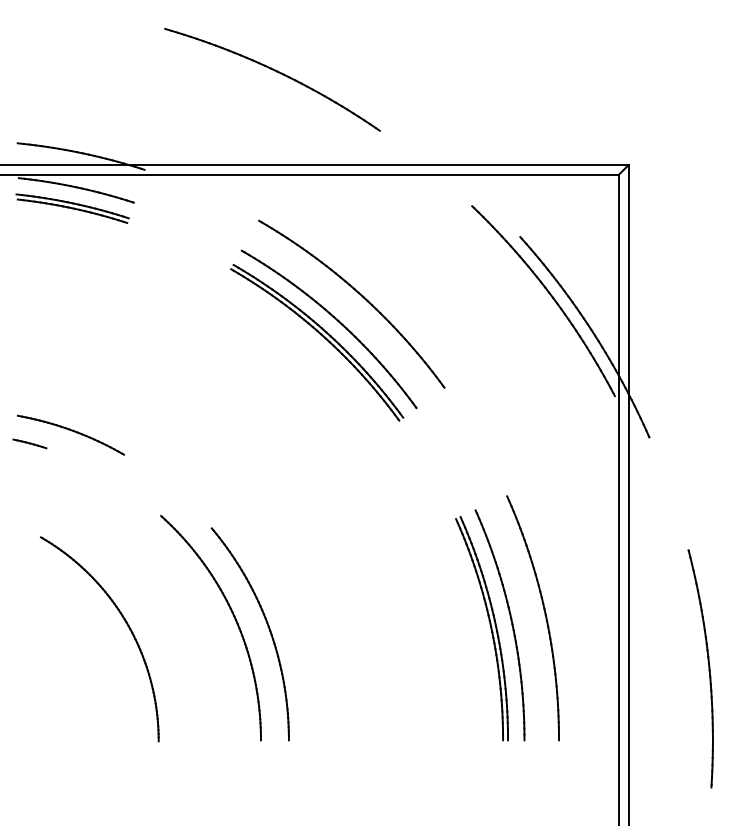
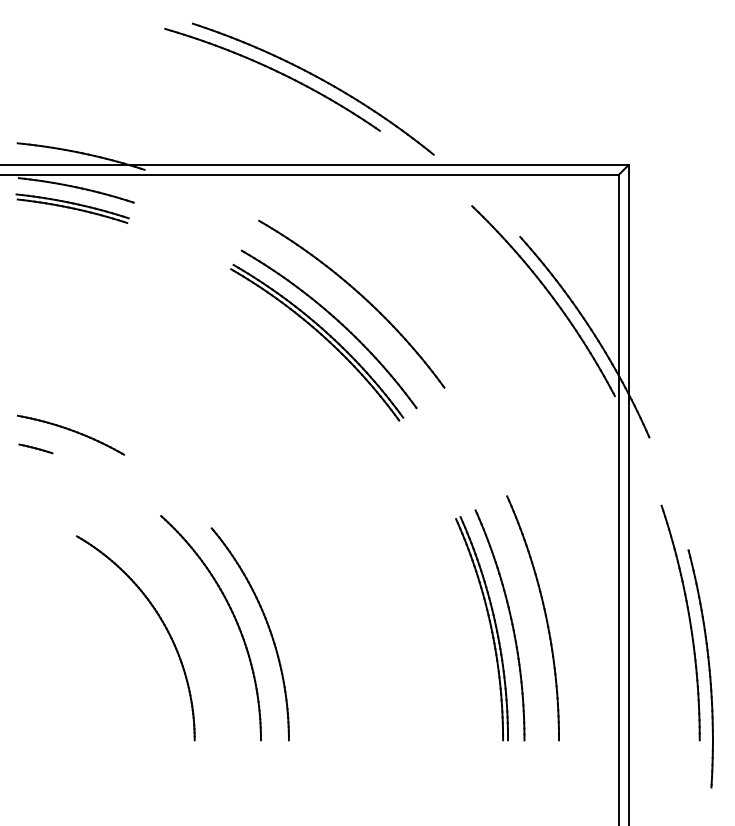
part: none -> present (317, 78)
line position: (29, 443) -> (35, 448) (35, 448)
part: none -> present (688, 619)
part position: (124, 621) -> (160, 620) (160, 620)
